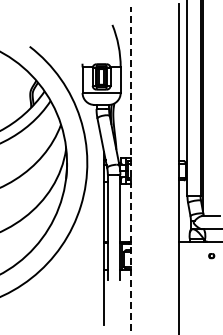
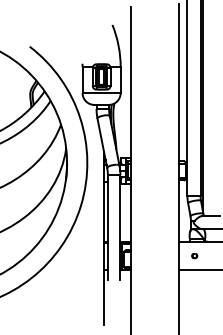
line: dashed -> solid (131, 170)
part position: (211, 256) -> (194, 256) (194, 256)
line: none -> present (199, 270)
